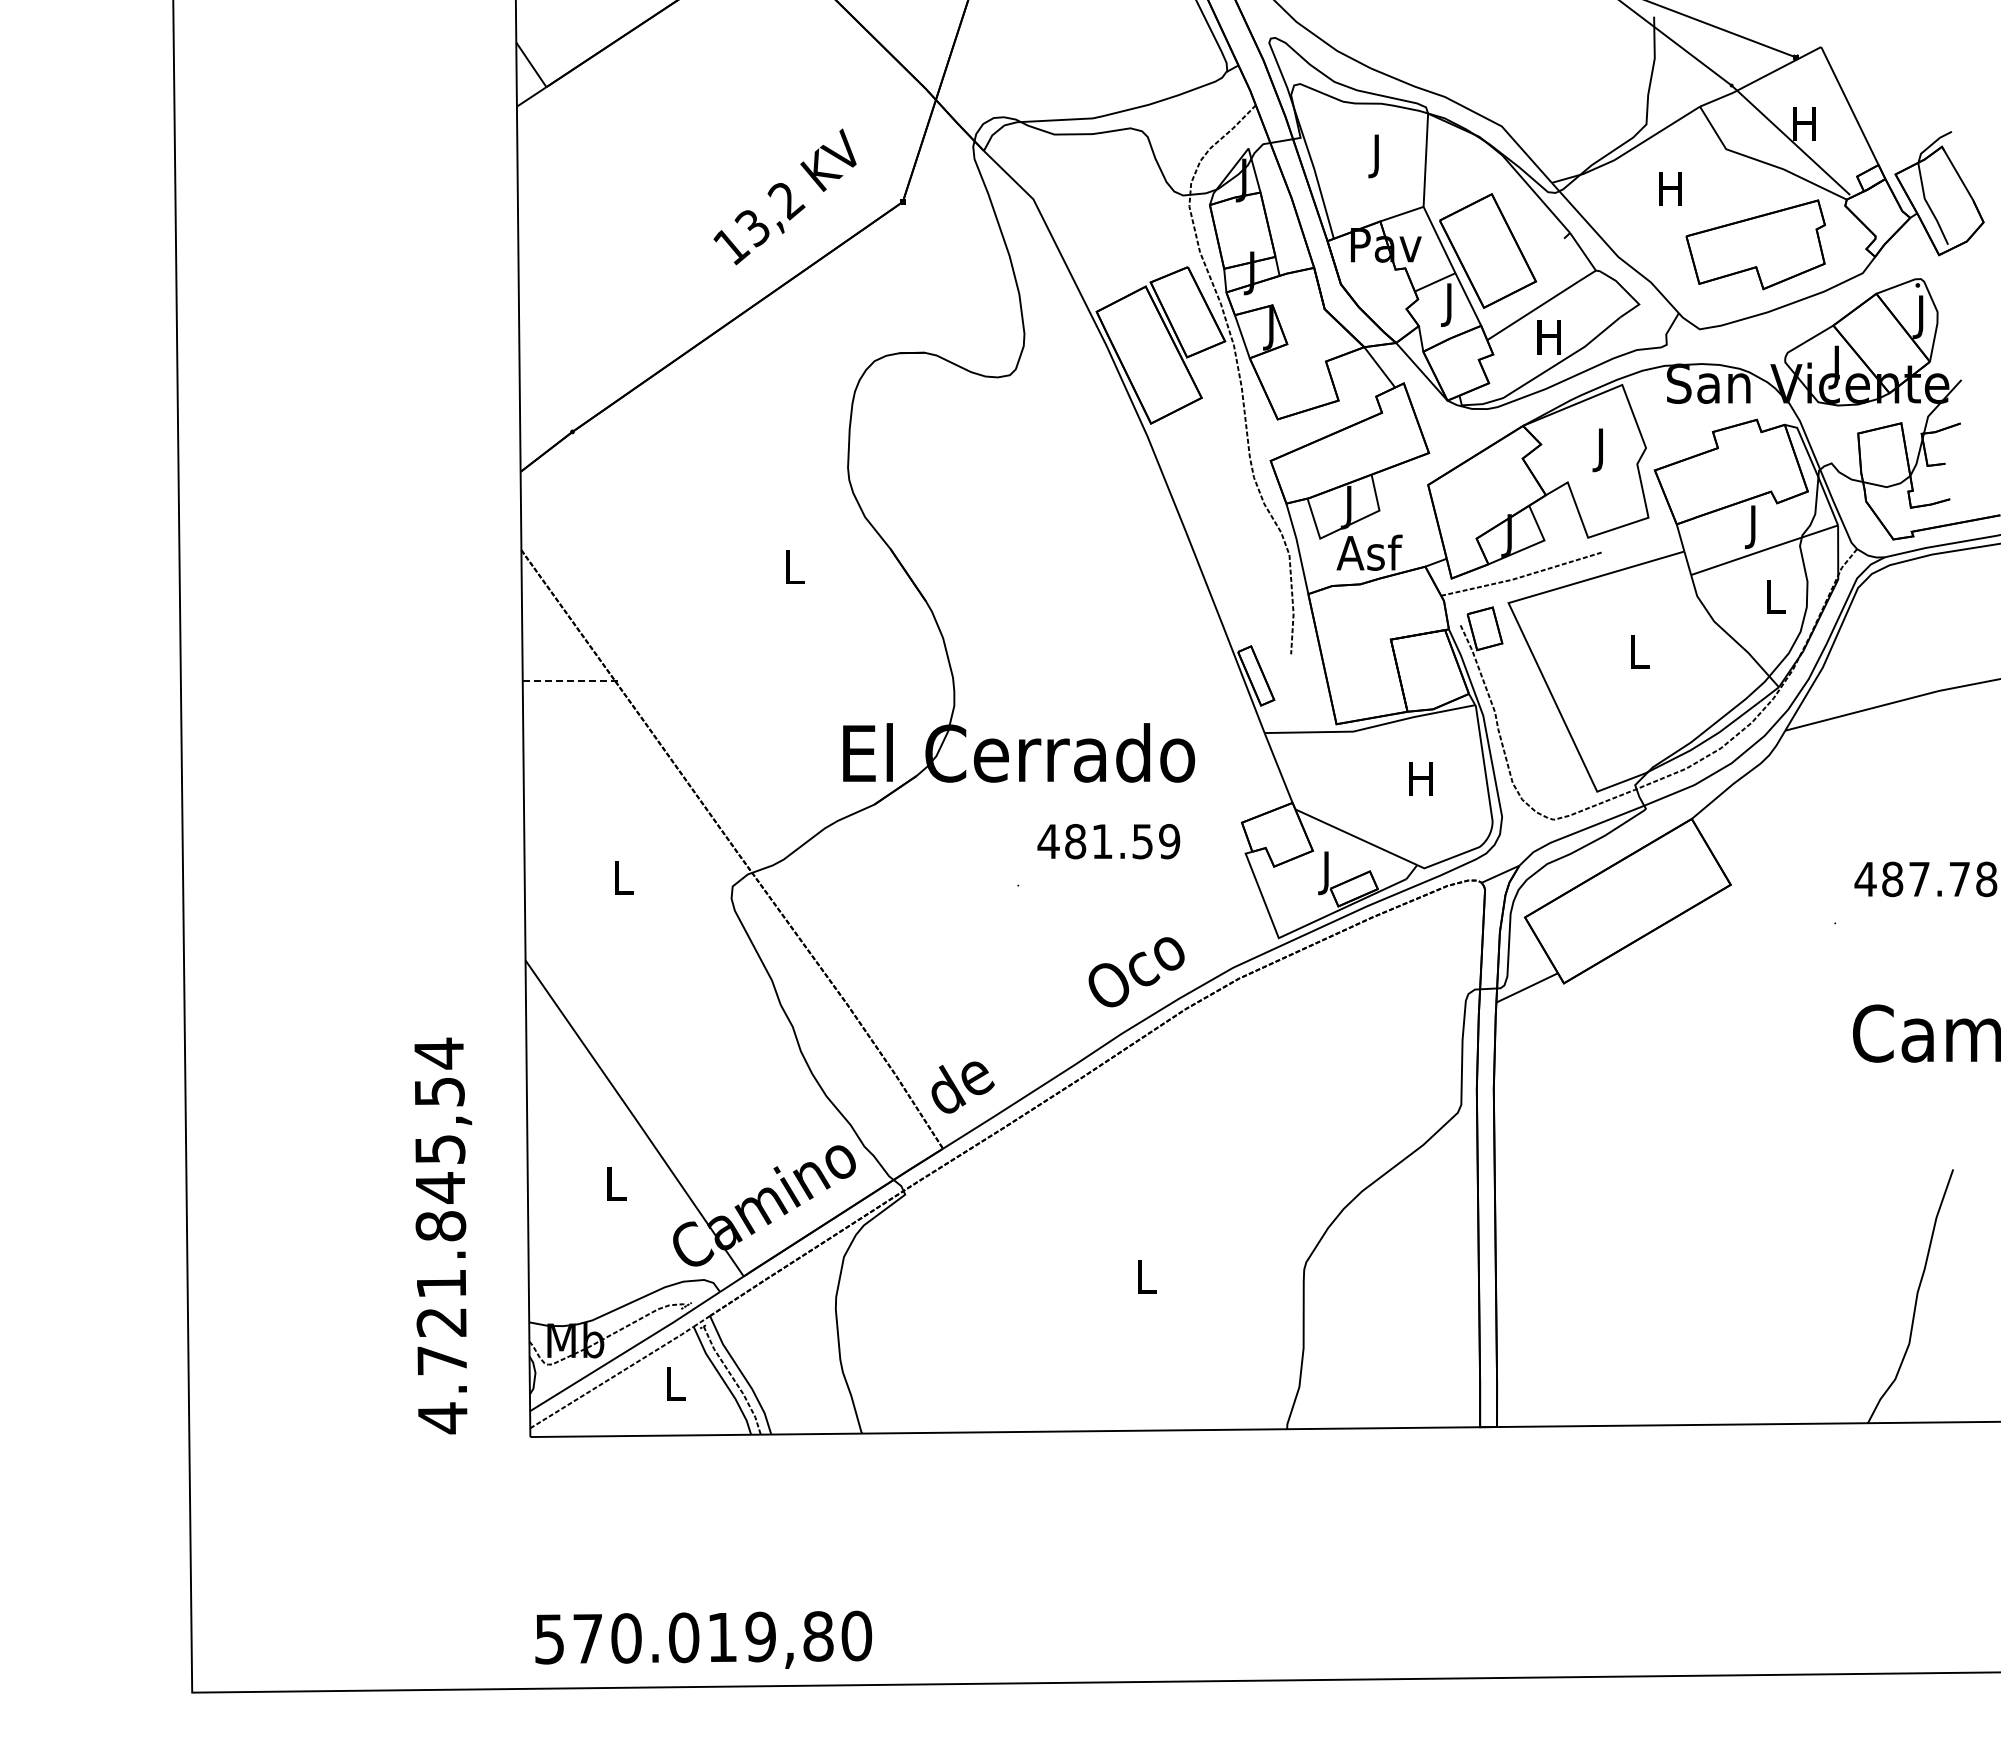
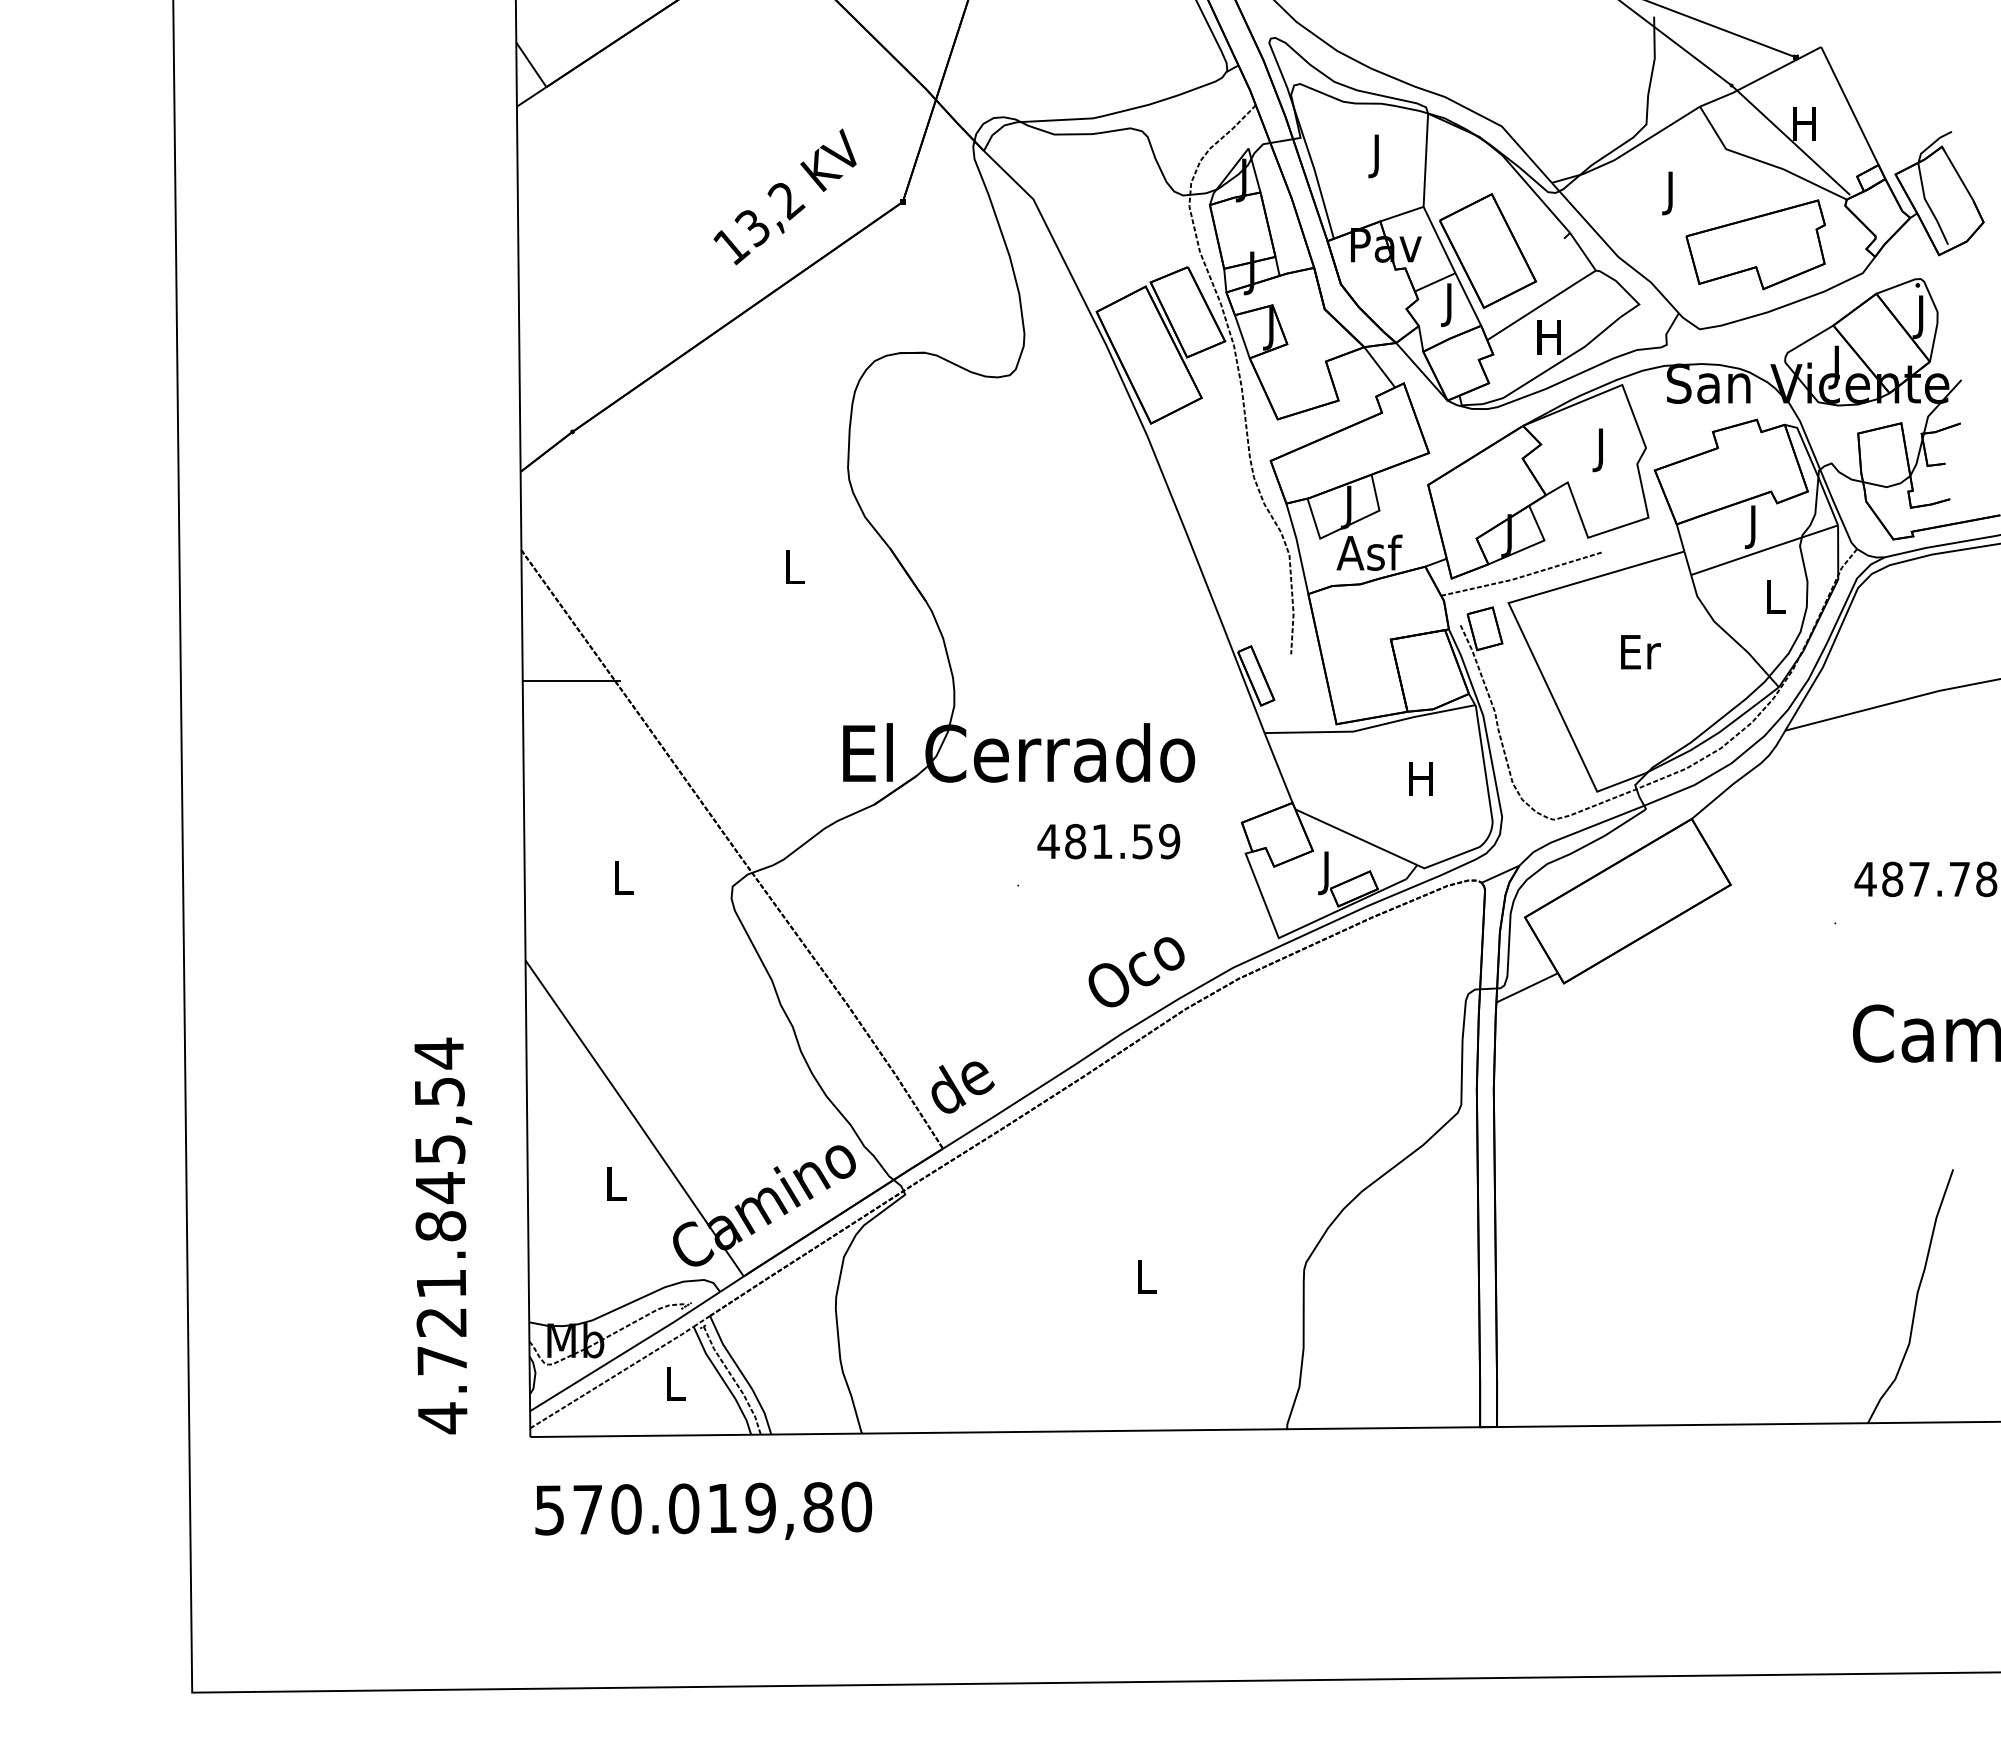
text: H -> J (1670, 193)
text: L -> Er (1640, 652)
line: dashed -> solid (571, 681)
text position: (703, 1639) -> (703, 1510) (703, 1510)
